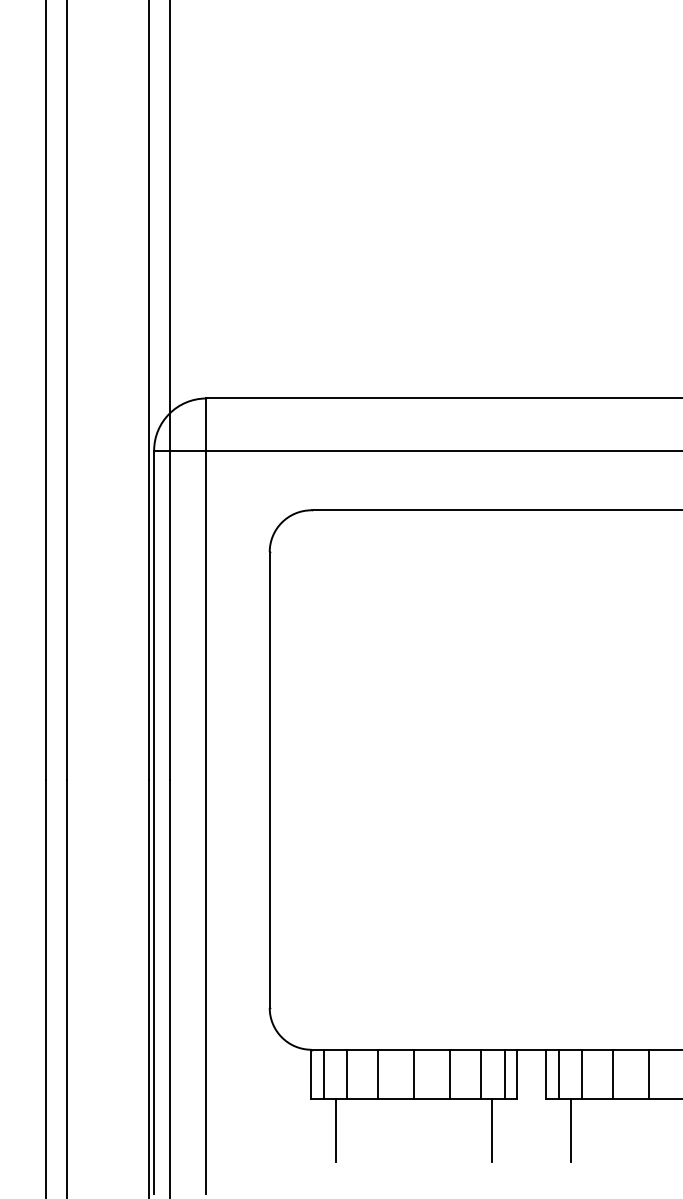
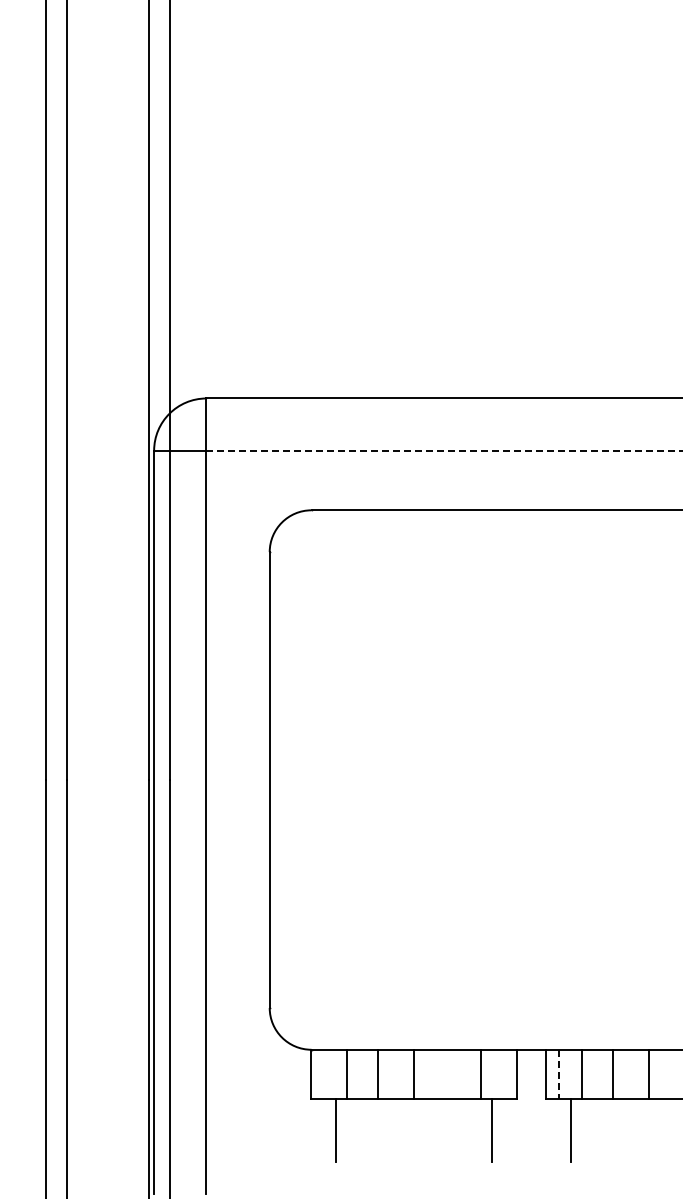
line: solid -> dashed (444, 450)
line: present -> none (323, 1074)
line: present -> none (449, 1074)
line: present -> none (504, 1074)
line: solid -> dashed (558, 1074)
